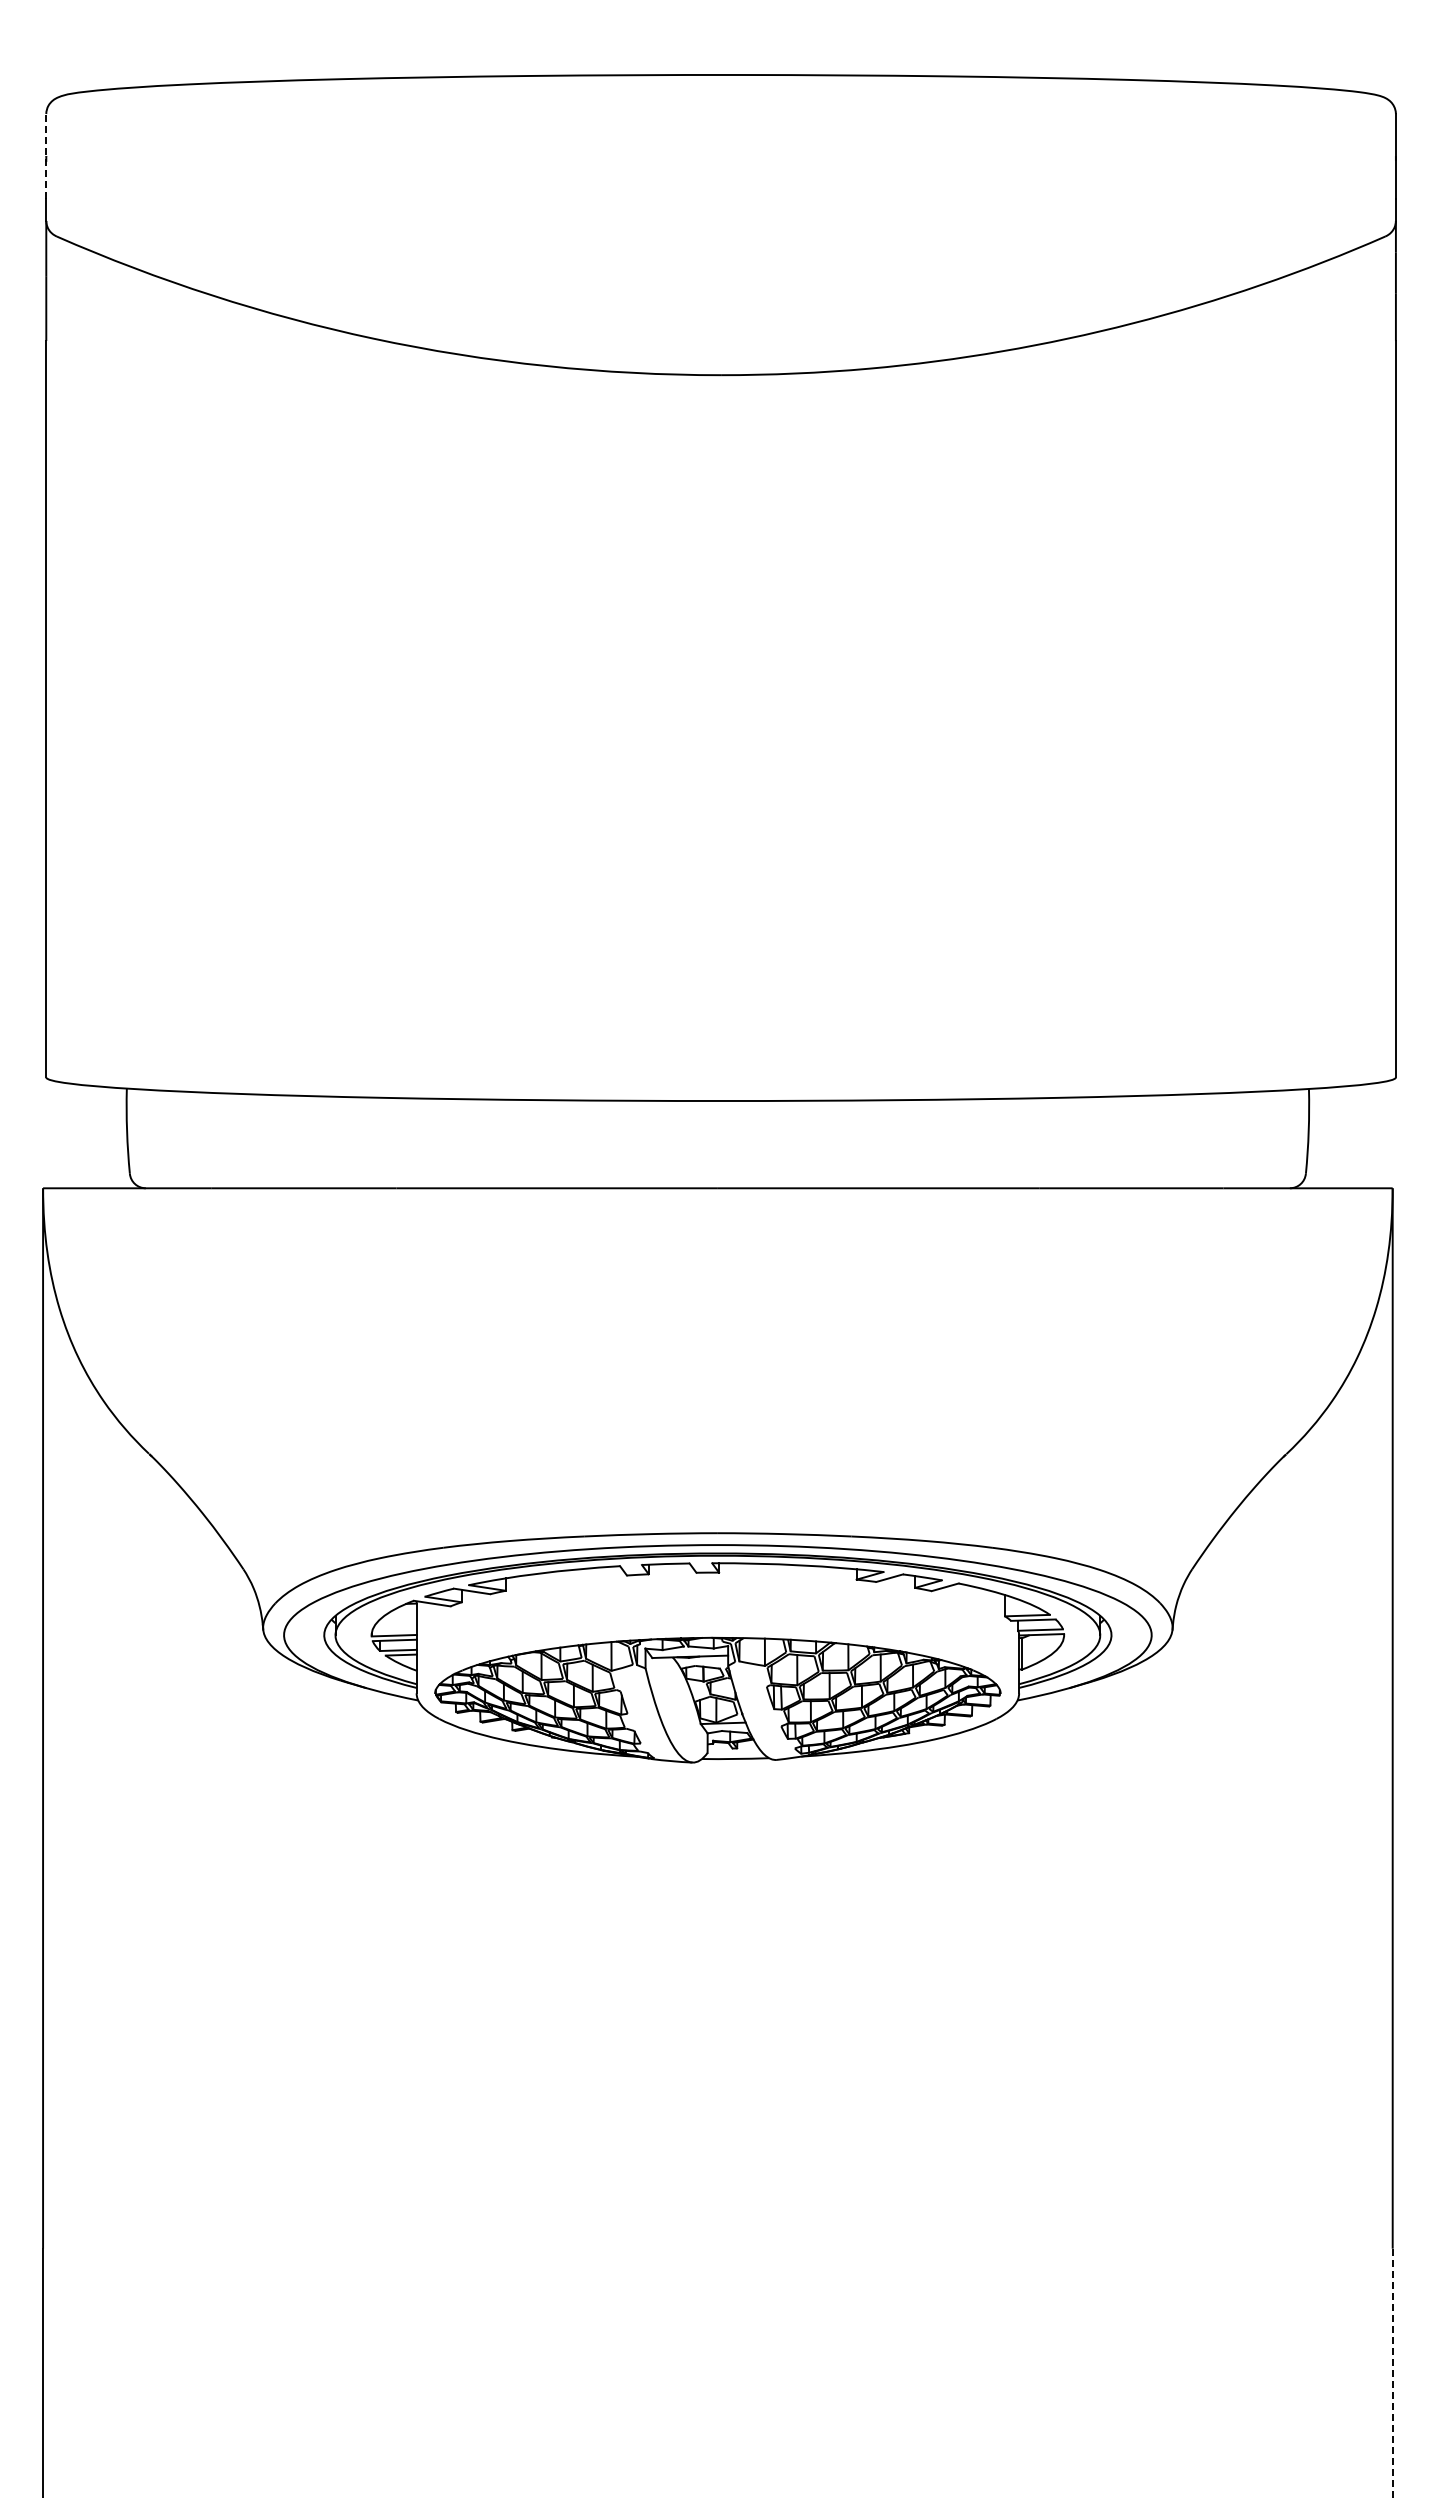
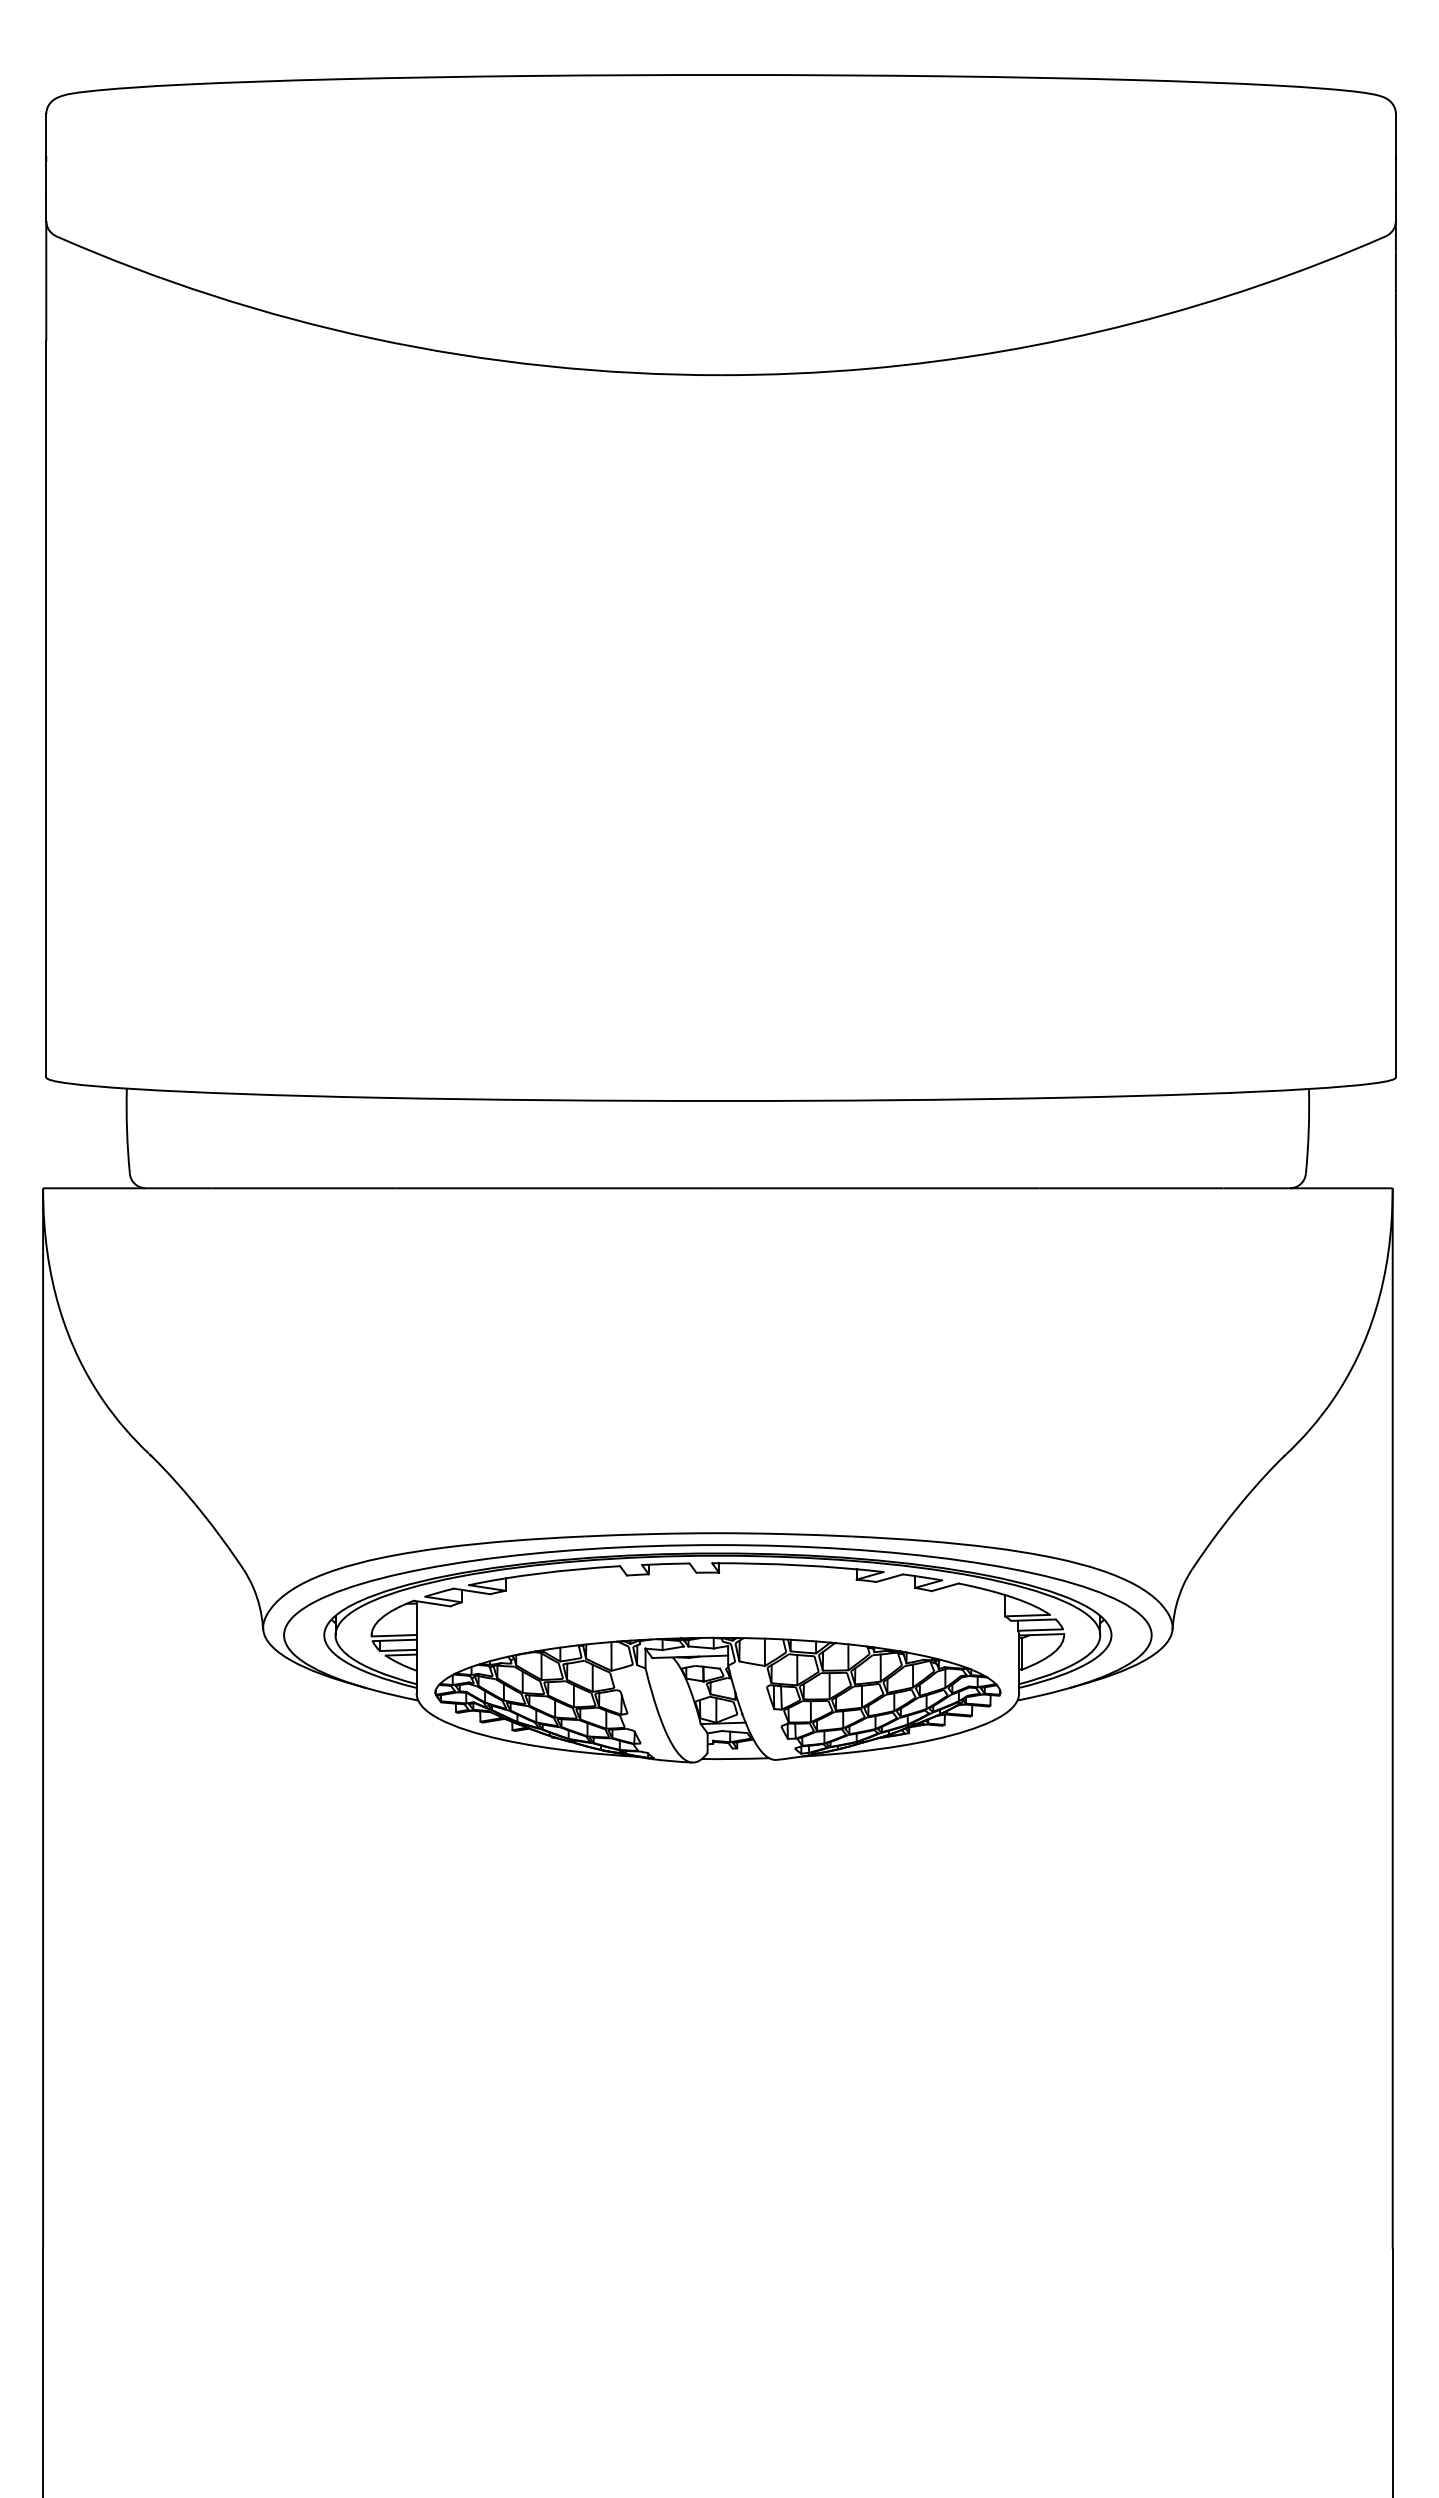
line: dashed -> solid (46, 156)
line: dashed -> solid (1392, 2373)
